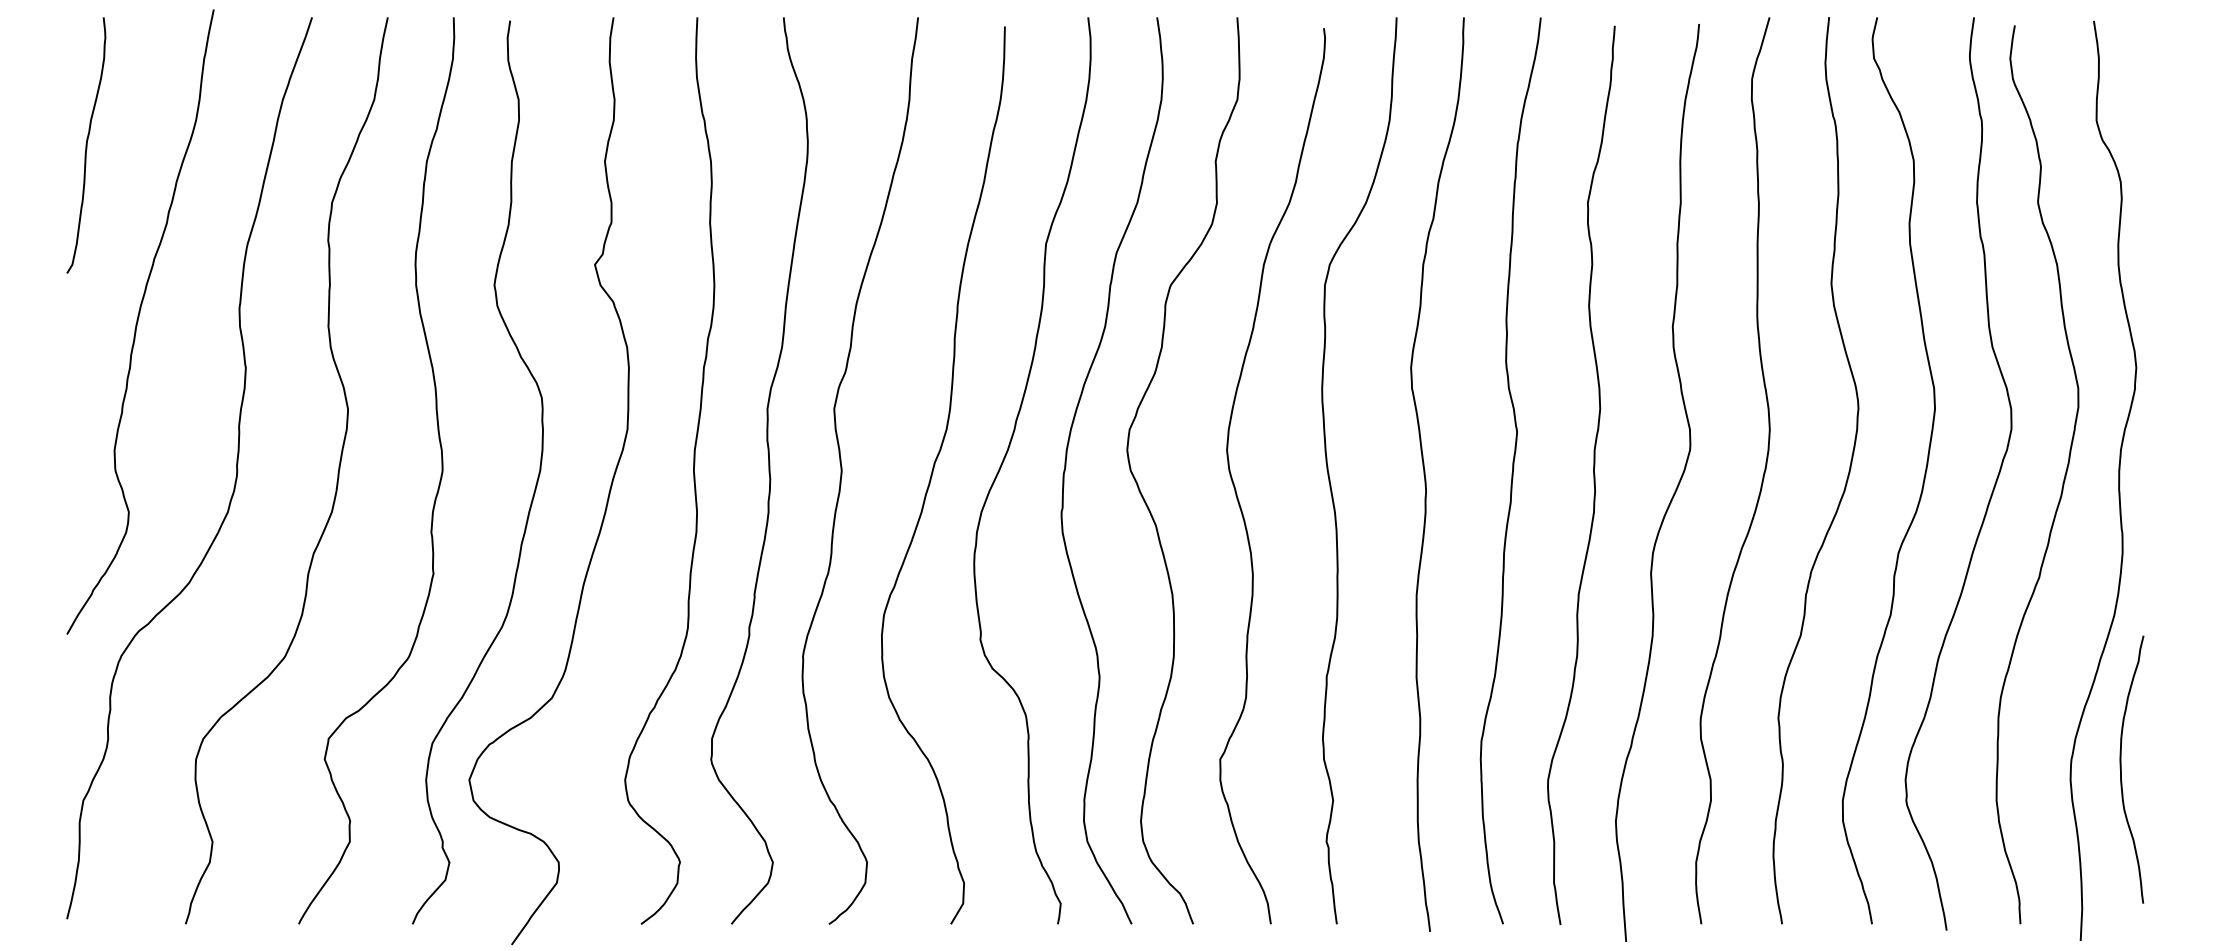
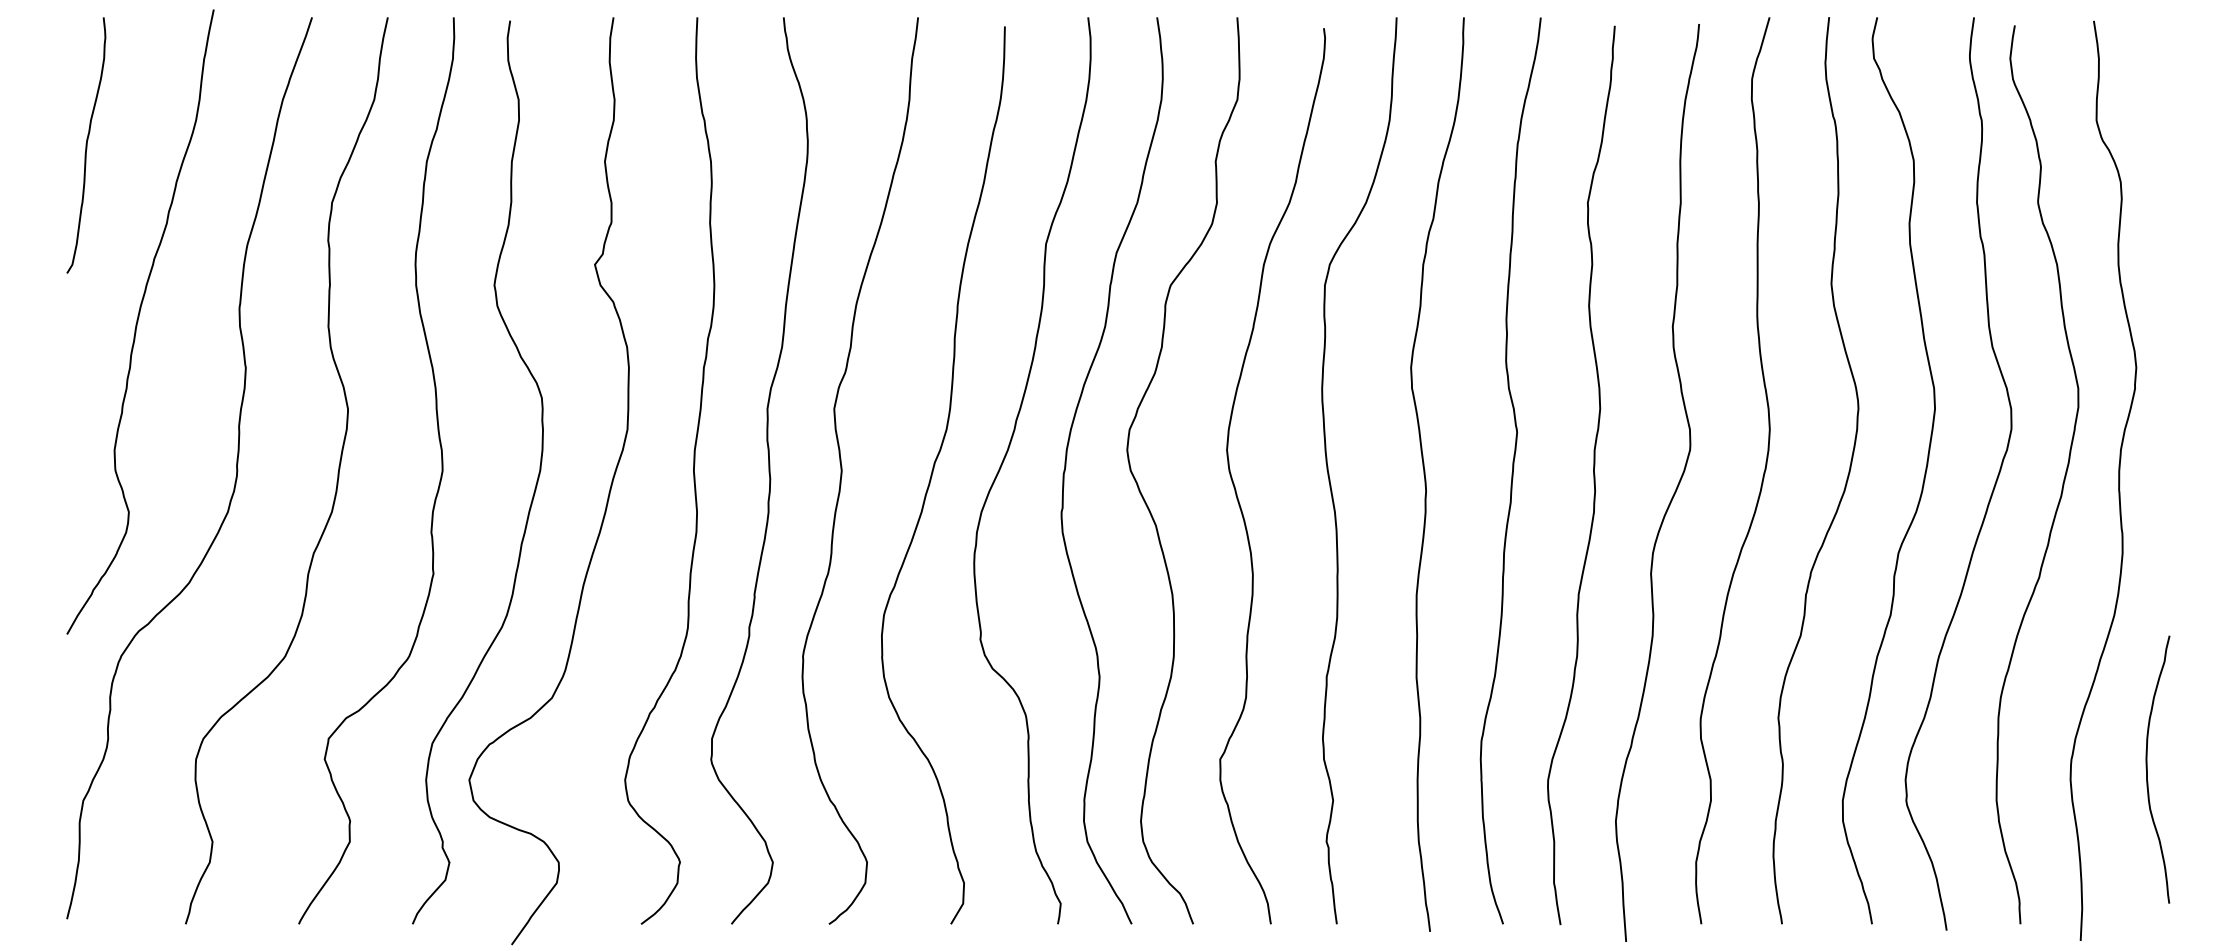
curve position: (2121, 769) -> (2147, 769) (2147, 769)
